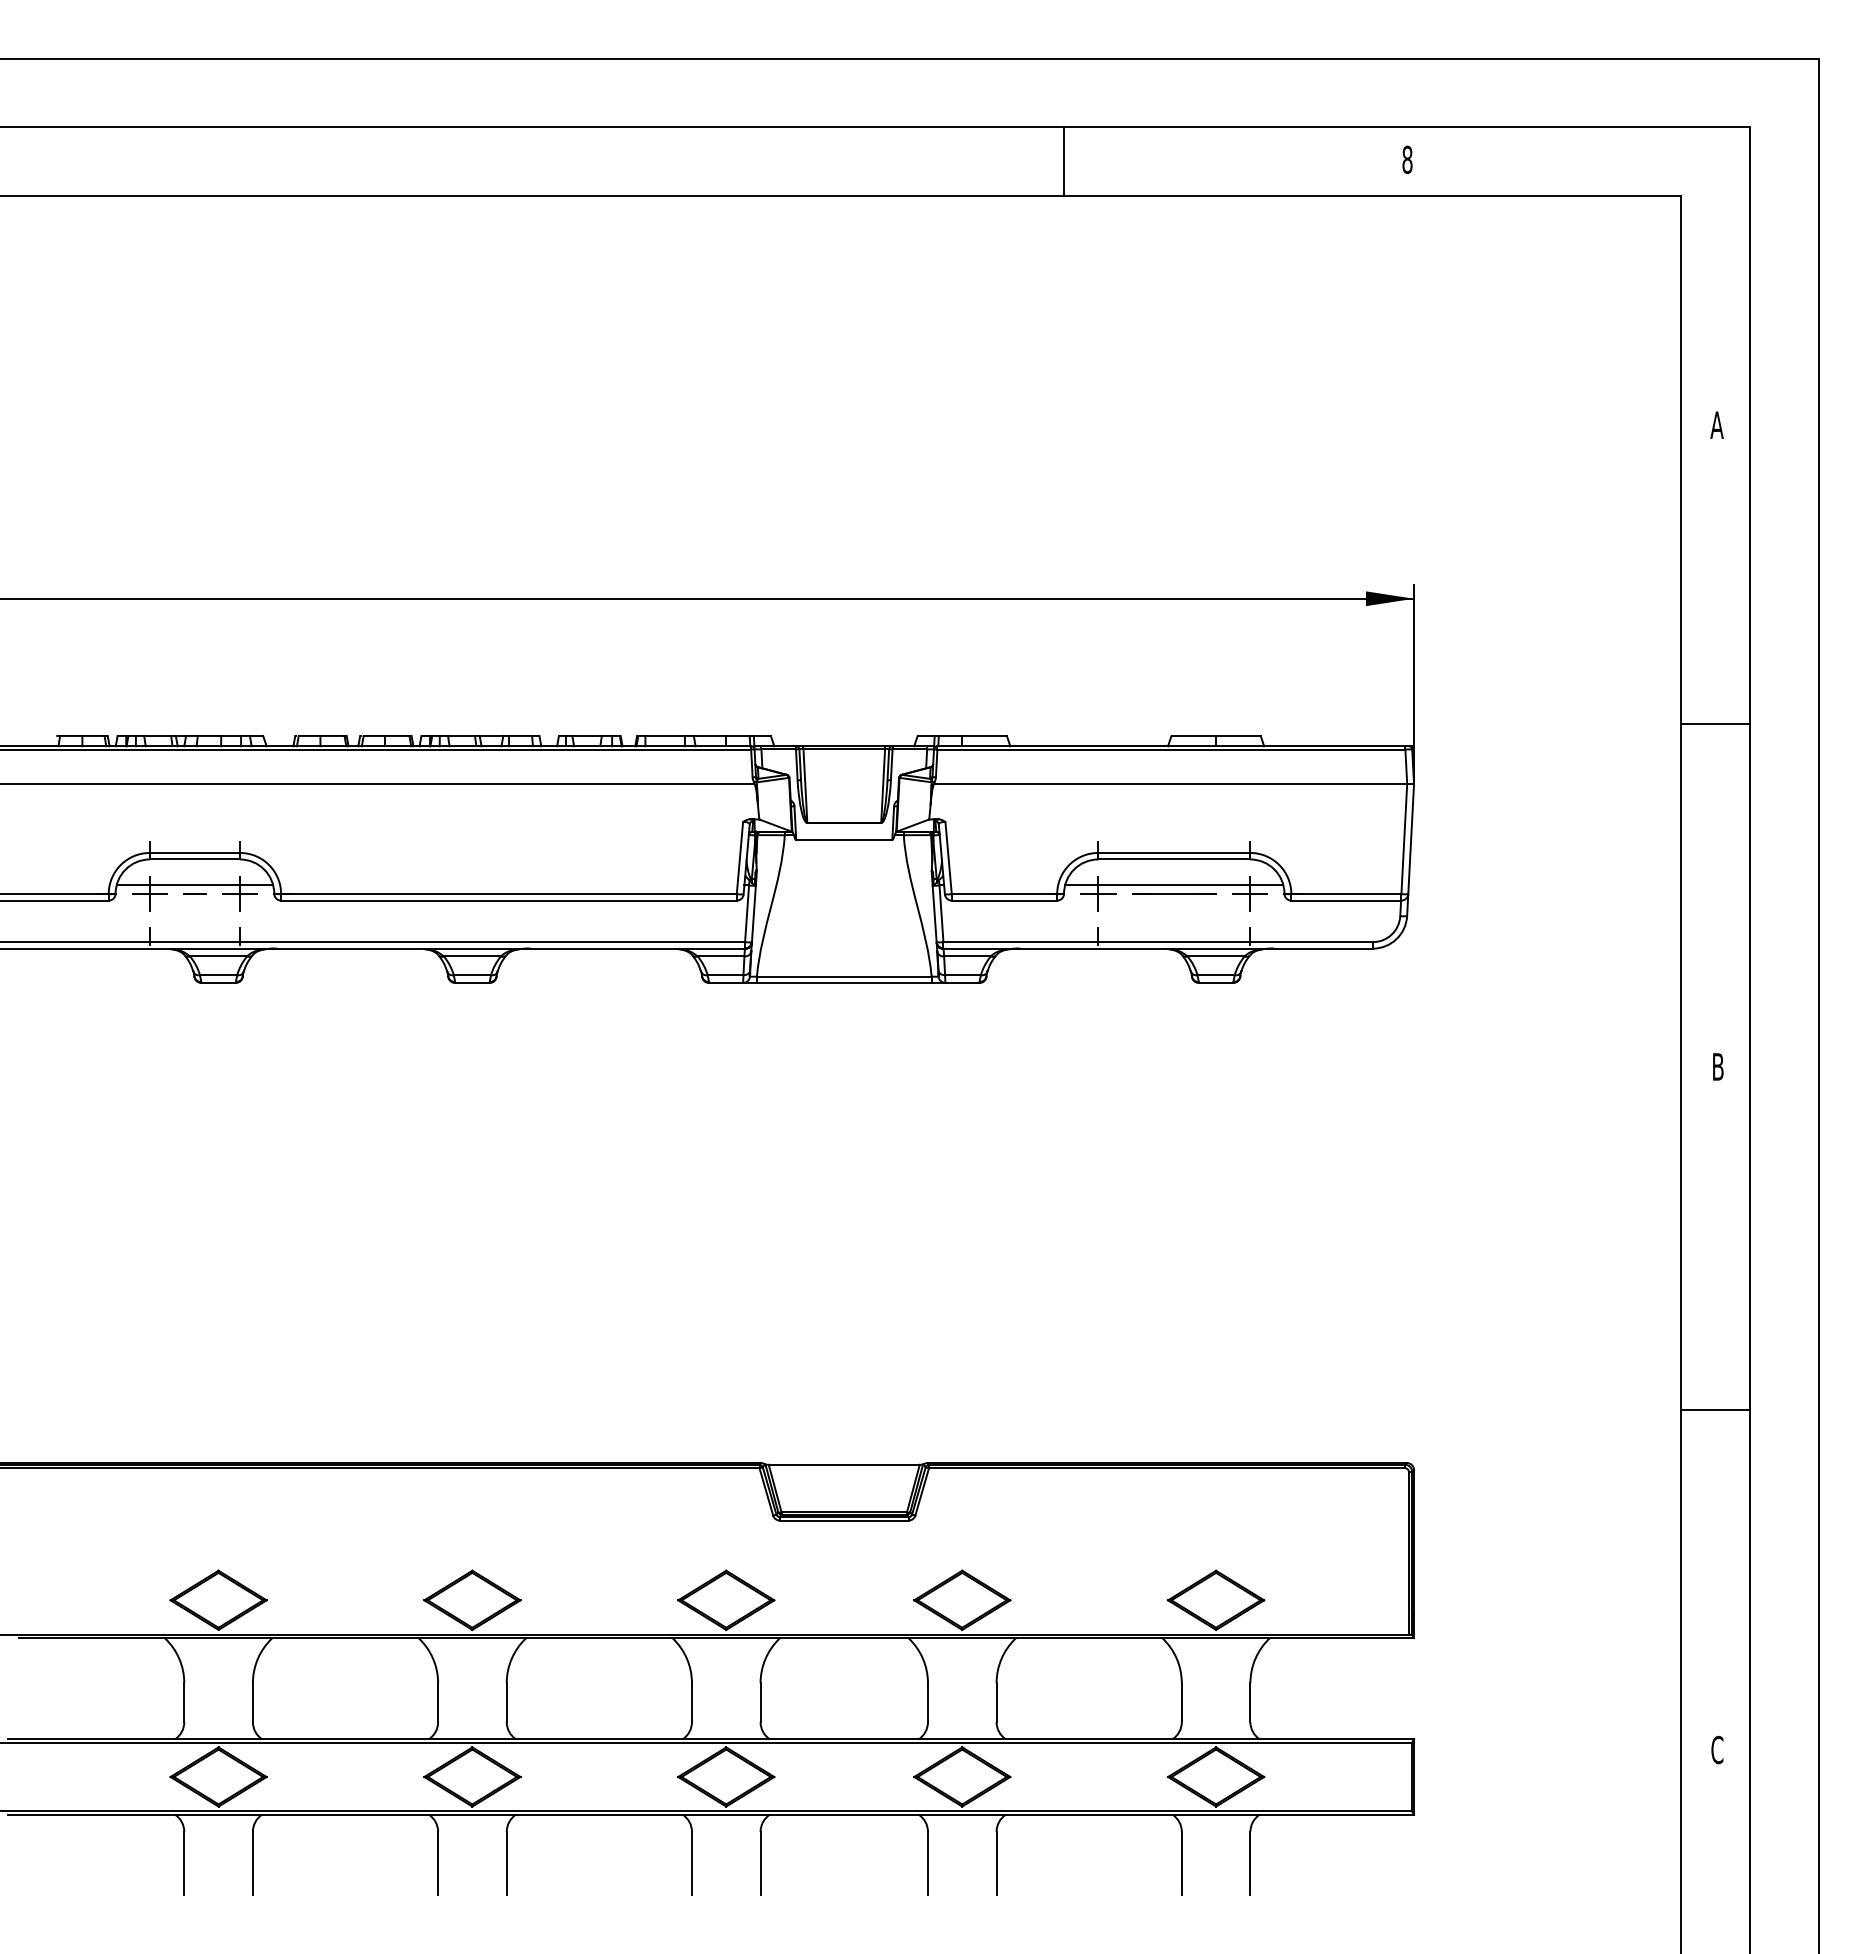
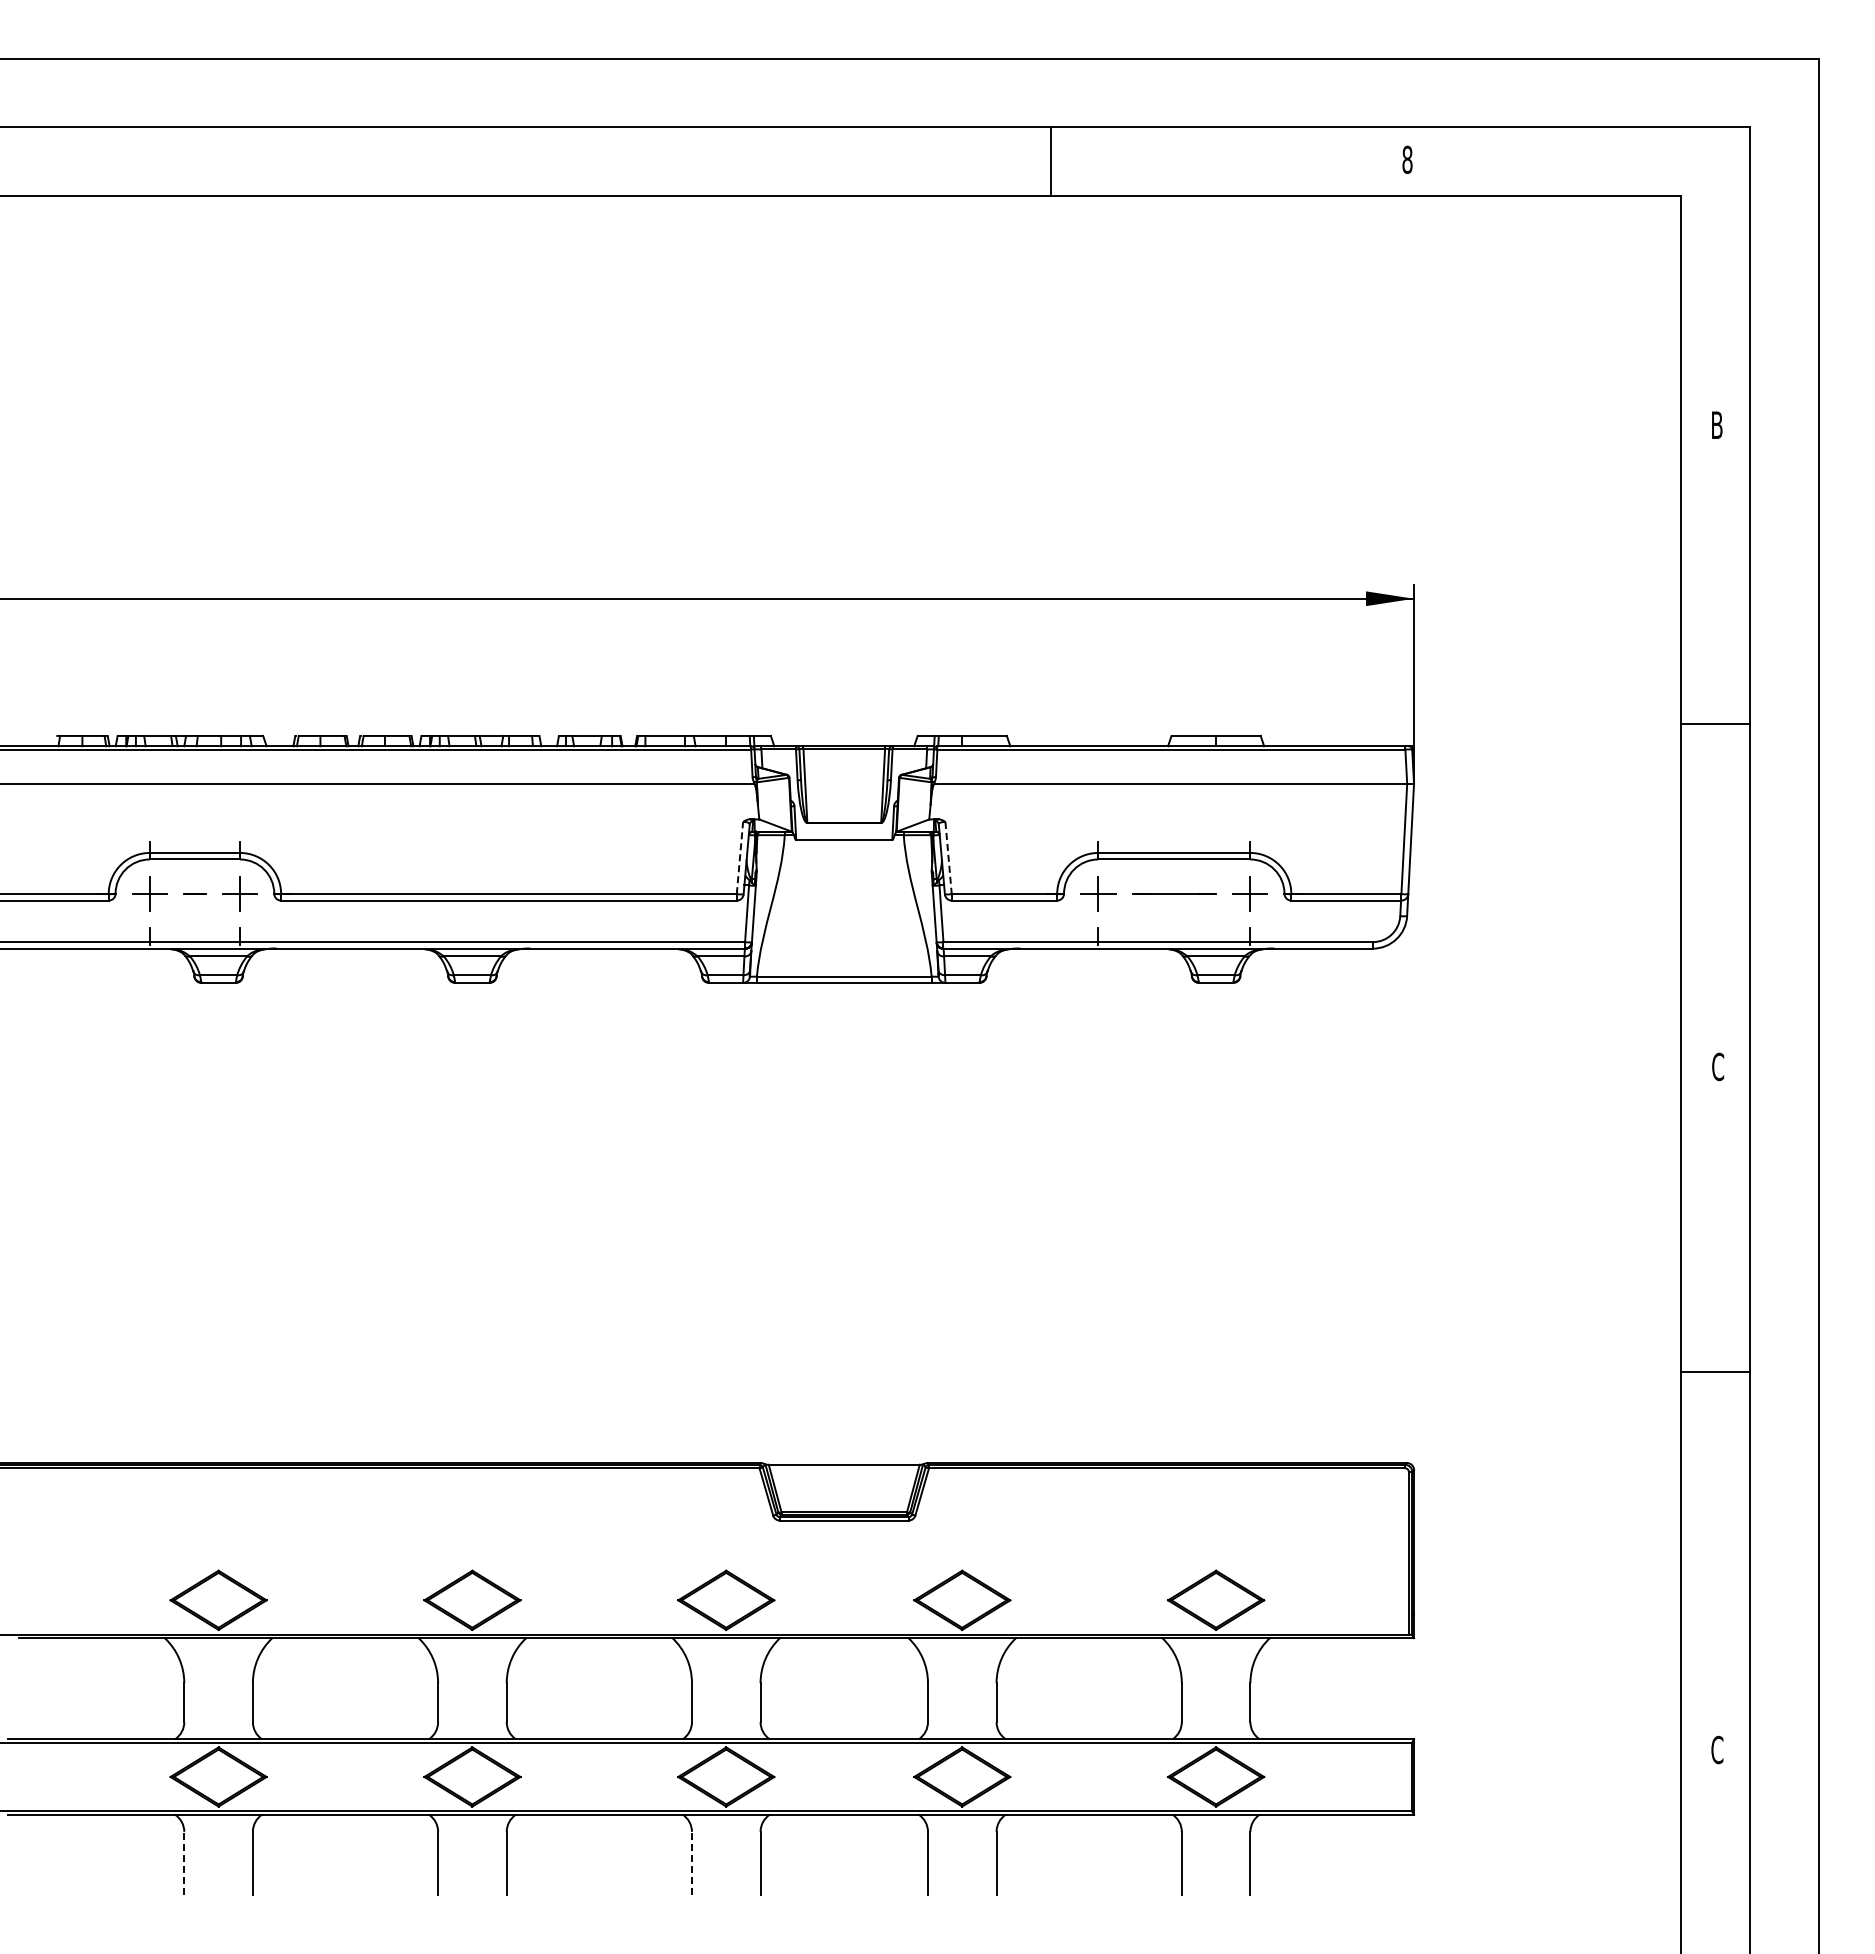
line position: (1064, 161) -> (1051, 161) (1051, 161)
text: A -> B (1716, 424)
line: solid -> dashed (740, 857)
line: solid -> dashed (948, 858)
line: present -> none (194, 885)
line: present -> none (1174, 885)
text: B -> C (1718, 1066)
line position: (1715, 1410) -> (1715, 1372) (1715, 1372)
line: solid -> dashed (184, 1863)
line: solid -> dashed (691, 1863)
